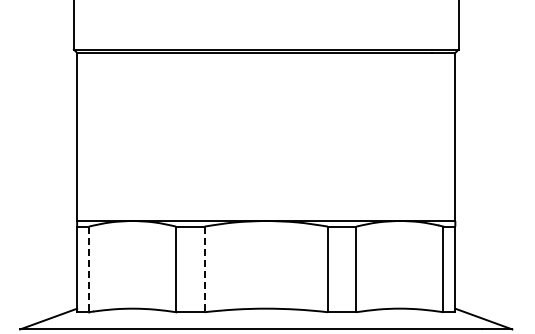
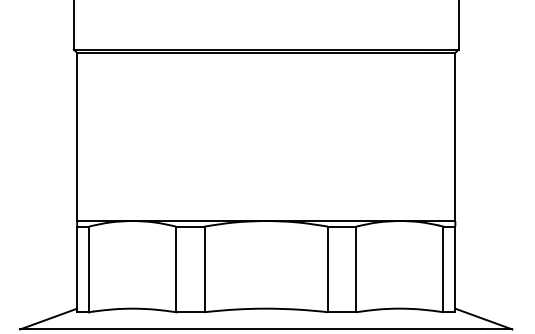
line: dashed -> solid (88, 269)
line: dashed -> solid (204, 269)
